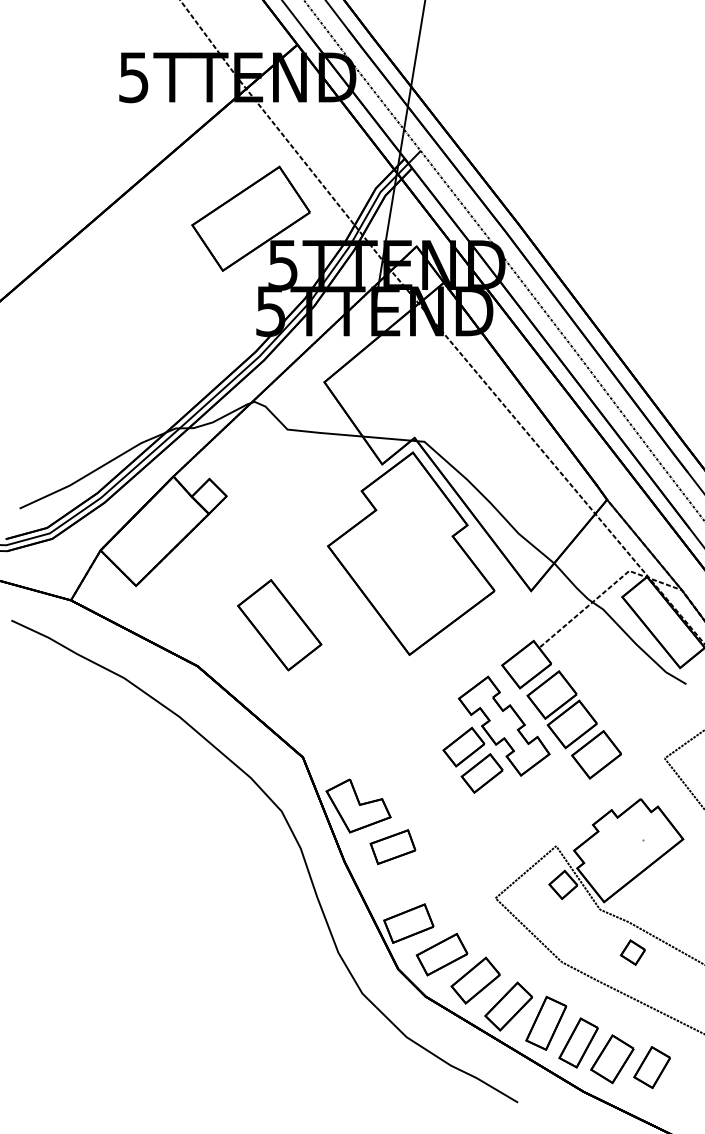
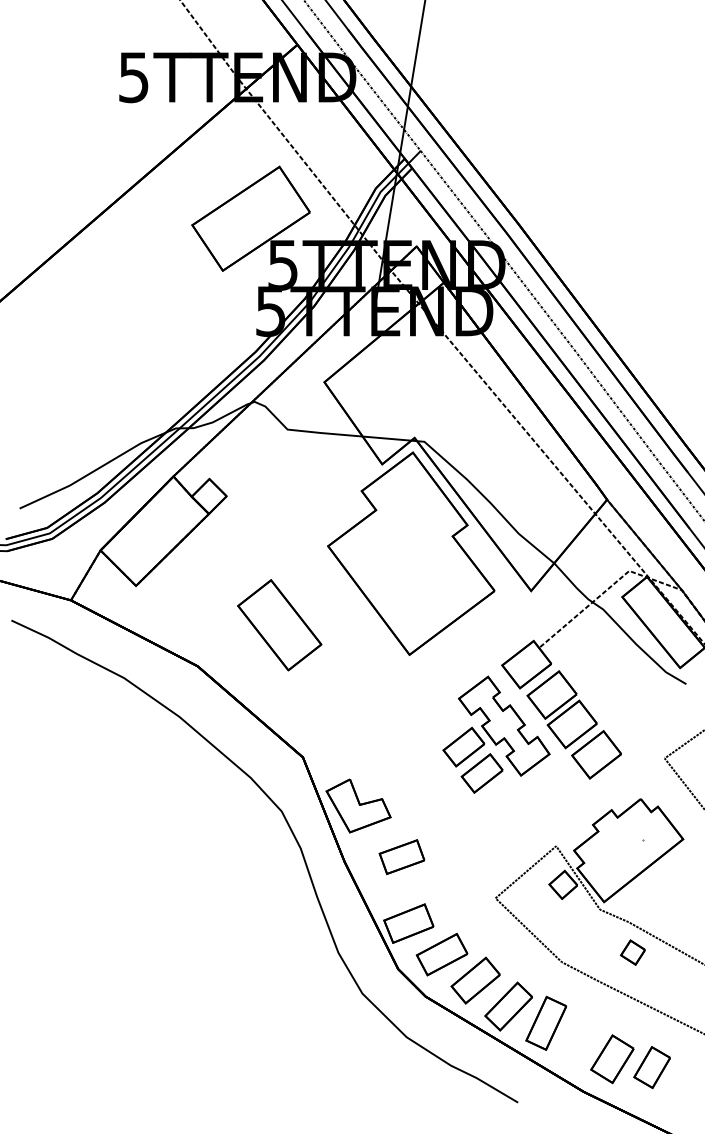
part position: (392, 846) -> (401, 856) (401, 856)
part: present -> none (578, 1042)
